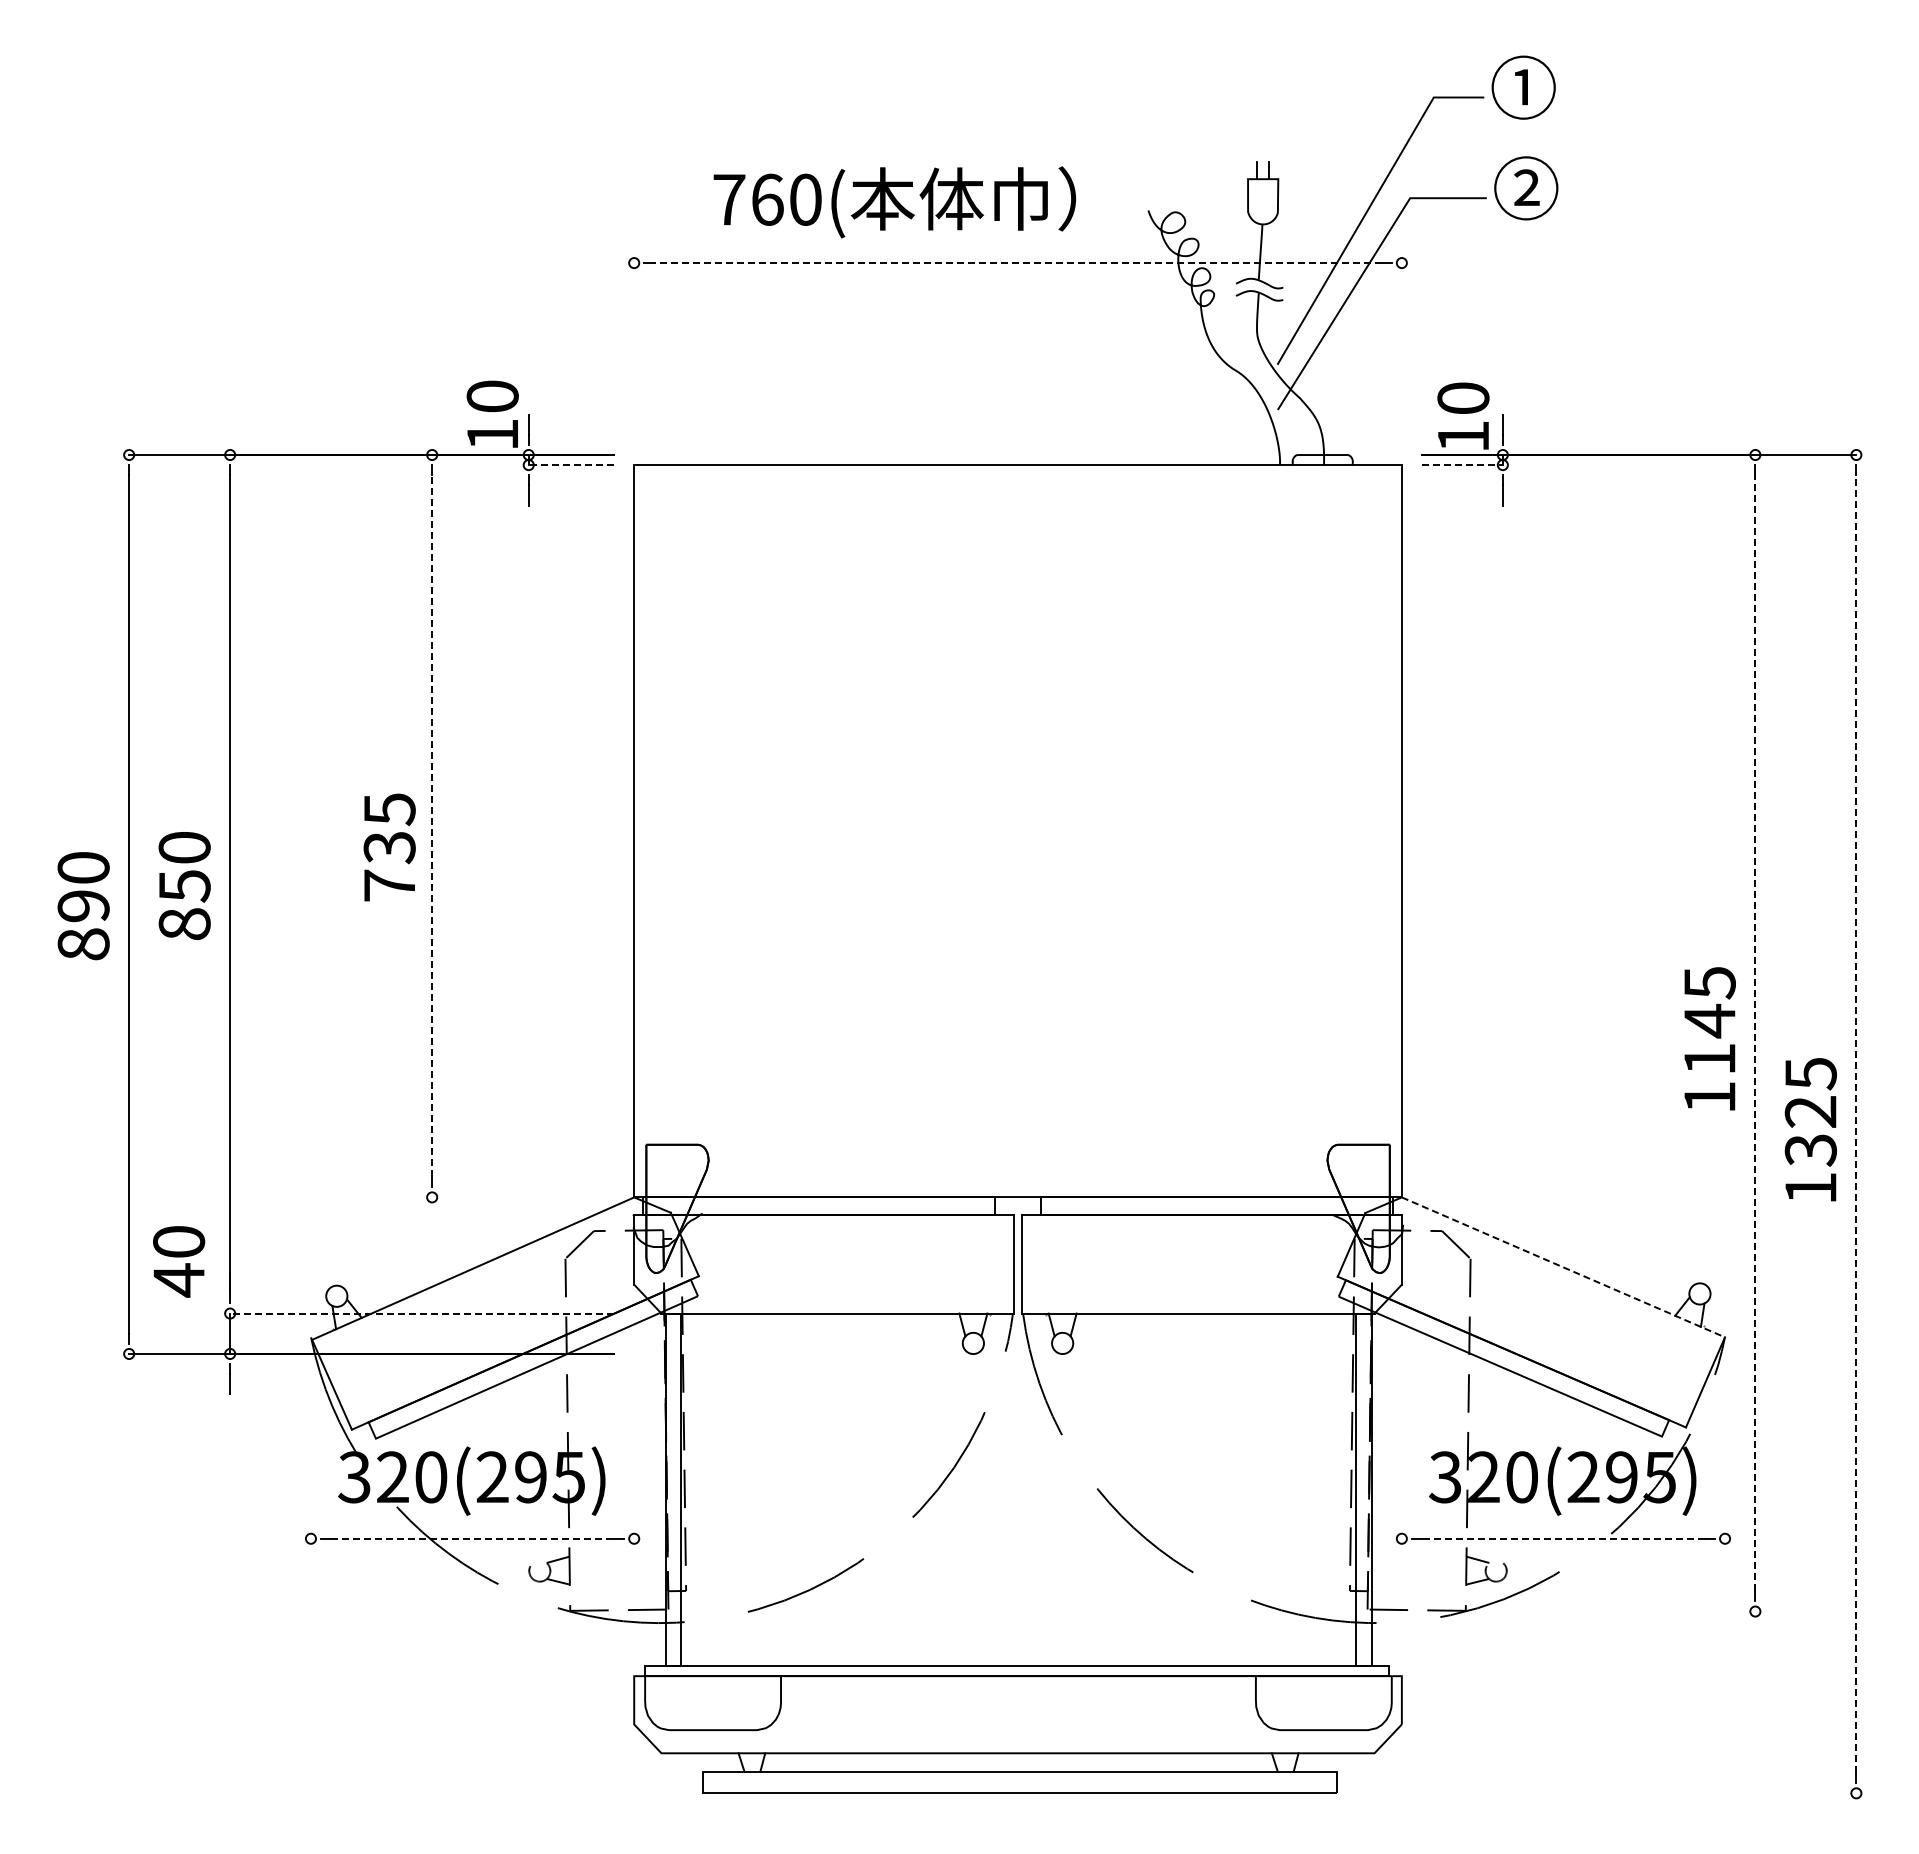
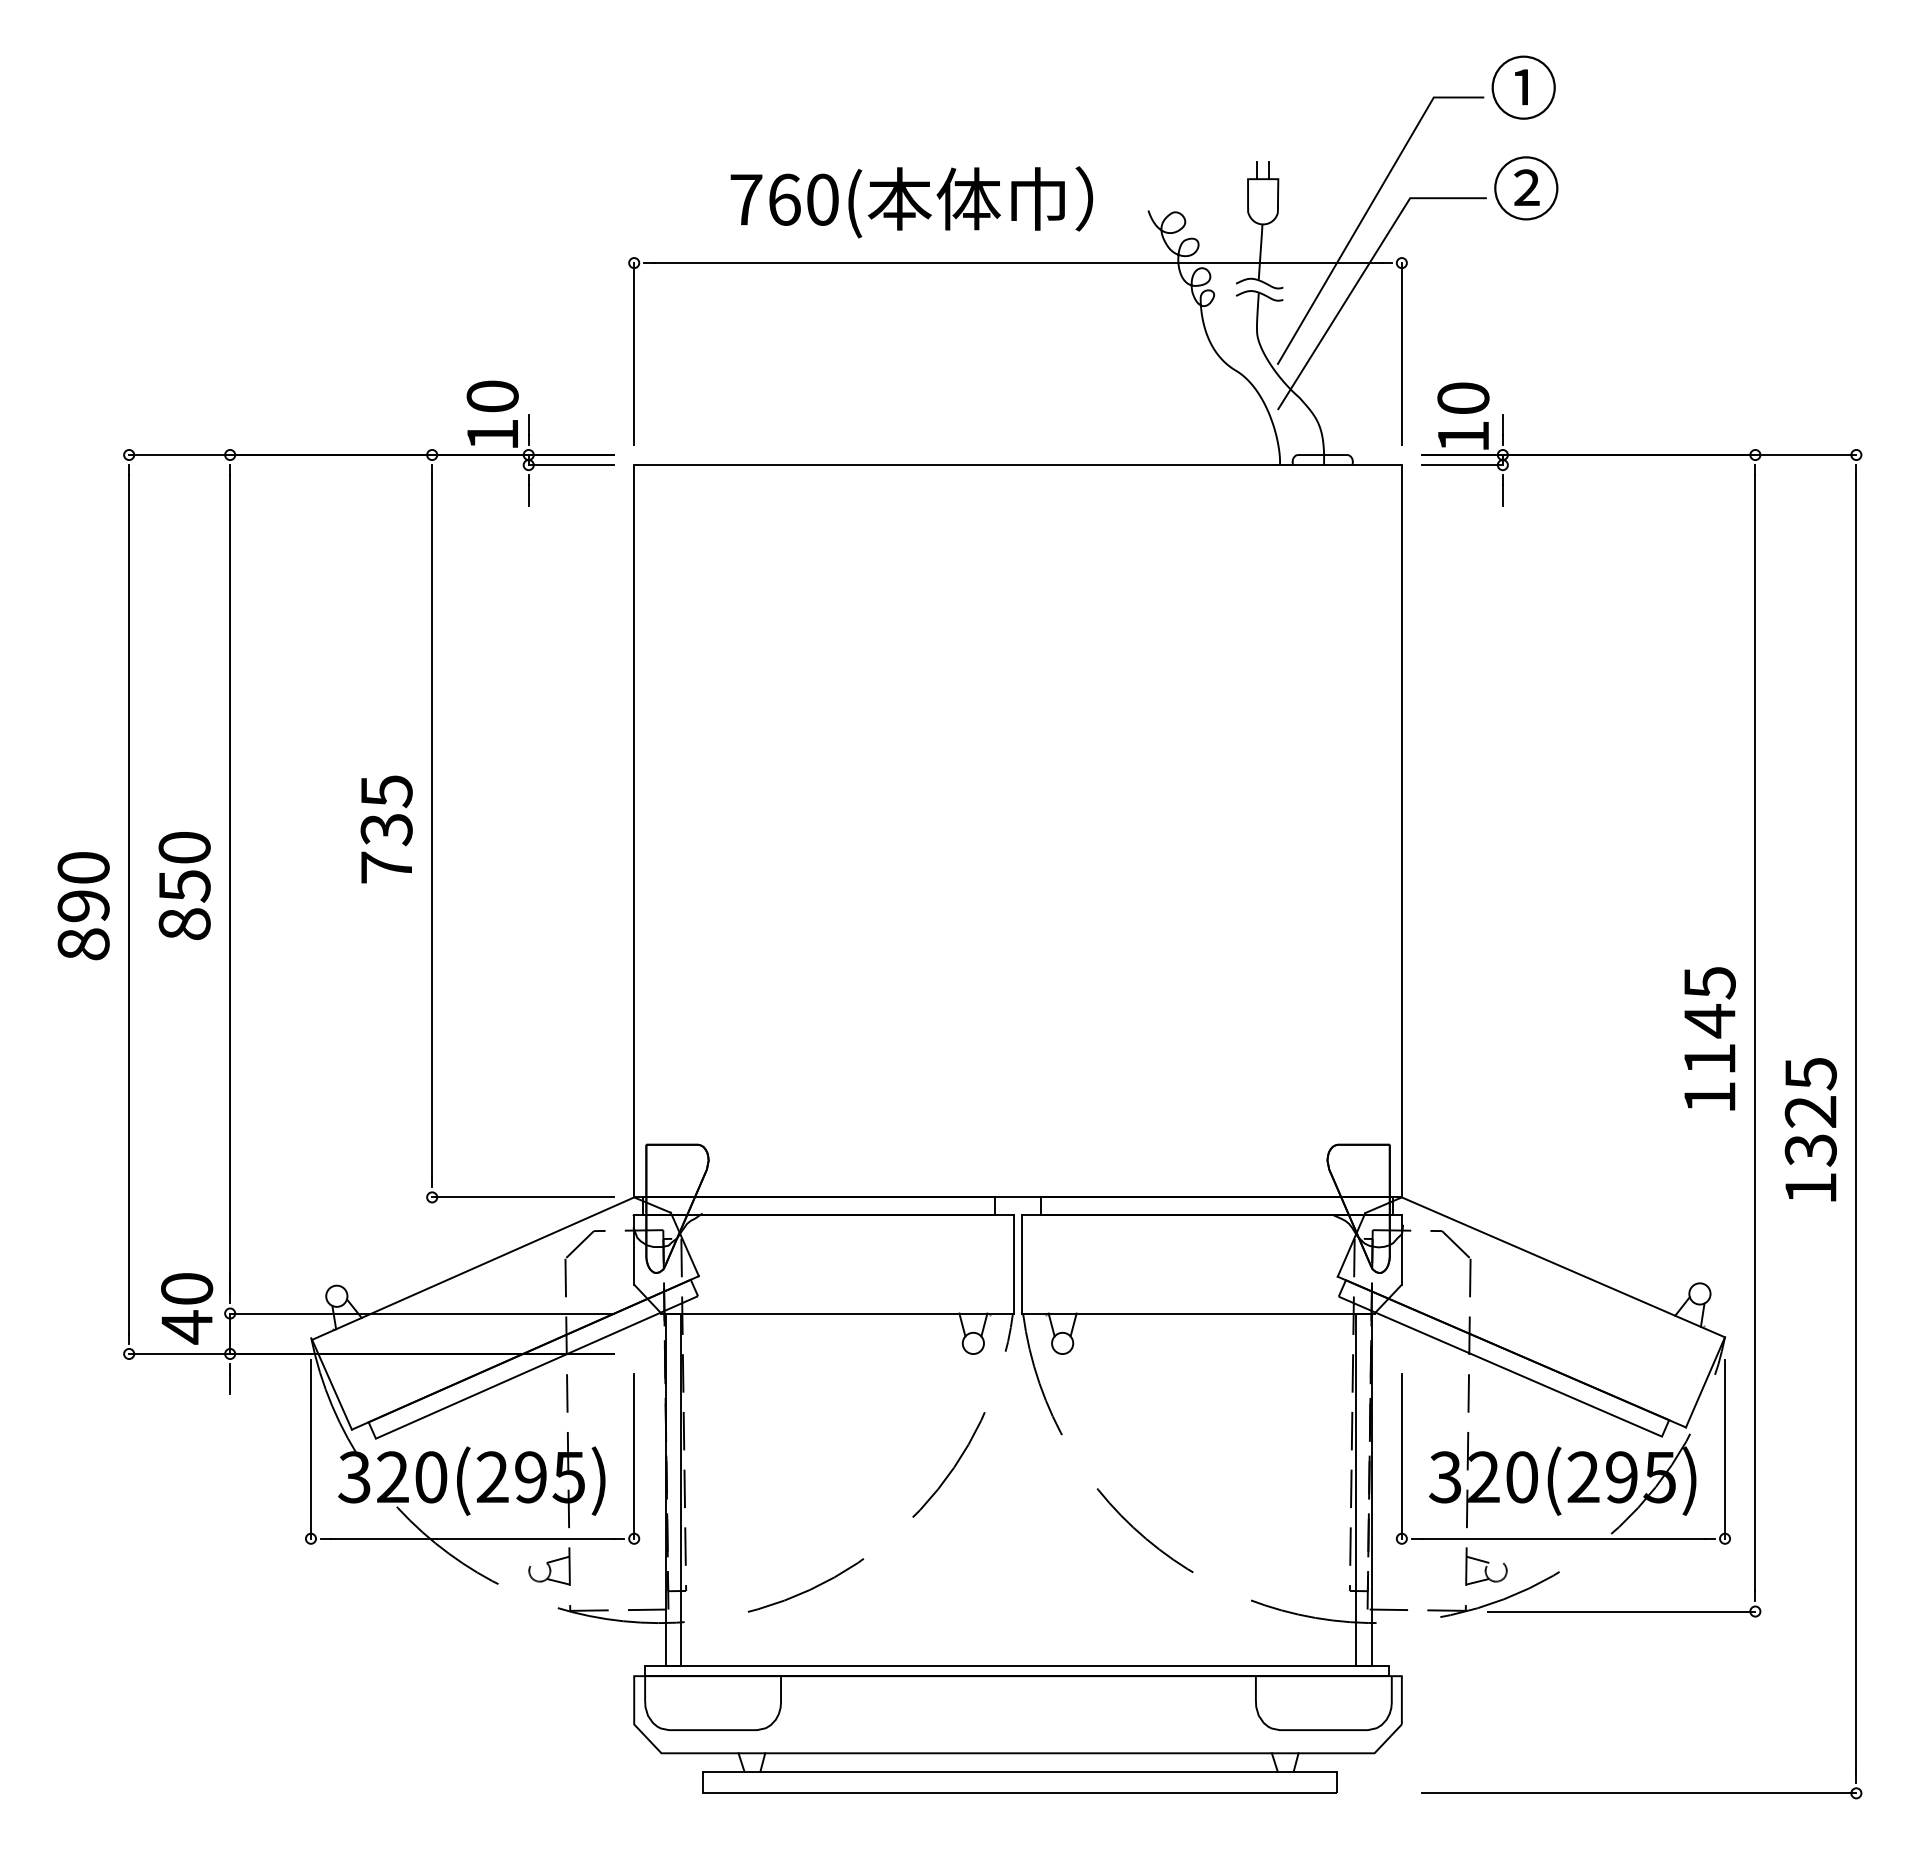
text position: (894, 202) -> (911, 202) (911, 202)
line: dashed -> solid (1018, 263)
line: none -> present (634, 353)
line: none -> present (1401, 353)
line: dashed -> solid (571, 465)
line: dashed -> solid (1462, 465)
line: dashed -> solid (432, 825)
text position: (389, 847) -> (386, 829) (386, 829)
line: dashed -> solid (1755, 1032)
line: dashed -> solid (1856, 1124)
line: none -> present (522, 1197)
text position: (179, 1261) -> (187, 1308) (187, 1308)
line: dashed -> solid (1563, 1267)
line: dashed -> solid (422, 1313)
line: none -> present (310, 1449)
line: none -> present (1725, 1449)
line: none -> present (634, 1456)
line: none -> present (1401, 1456)
line: dashed -> solid (473, 1538)
line: dashed -> solid (1562, 1538)
line: none -> present (1621, 1611)
line: none -> present (1639, 1793)
